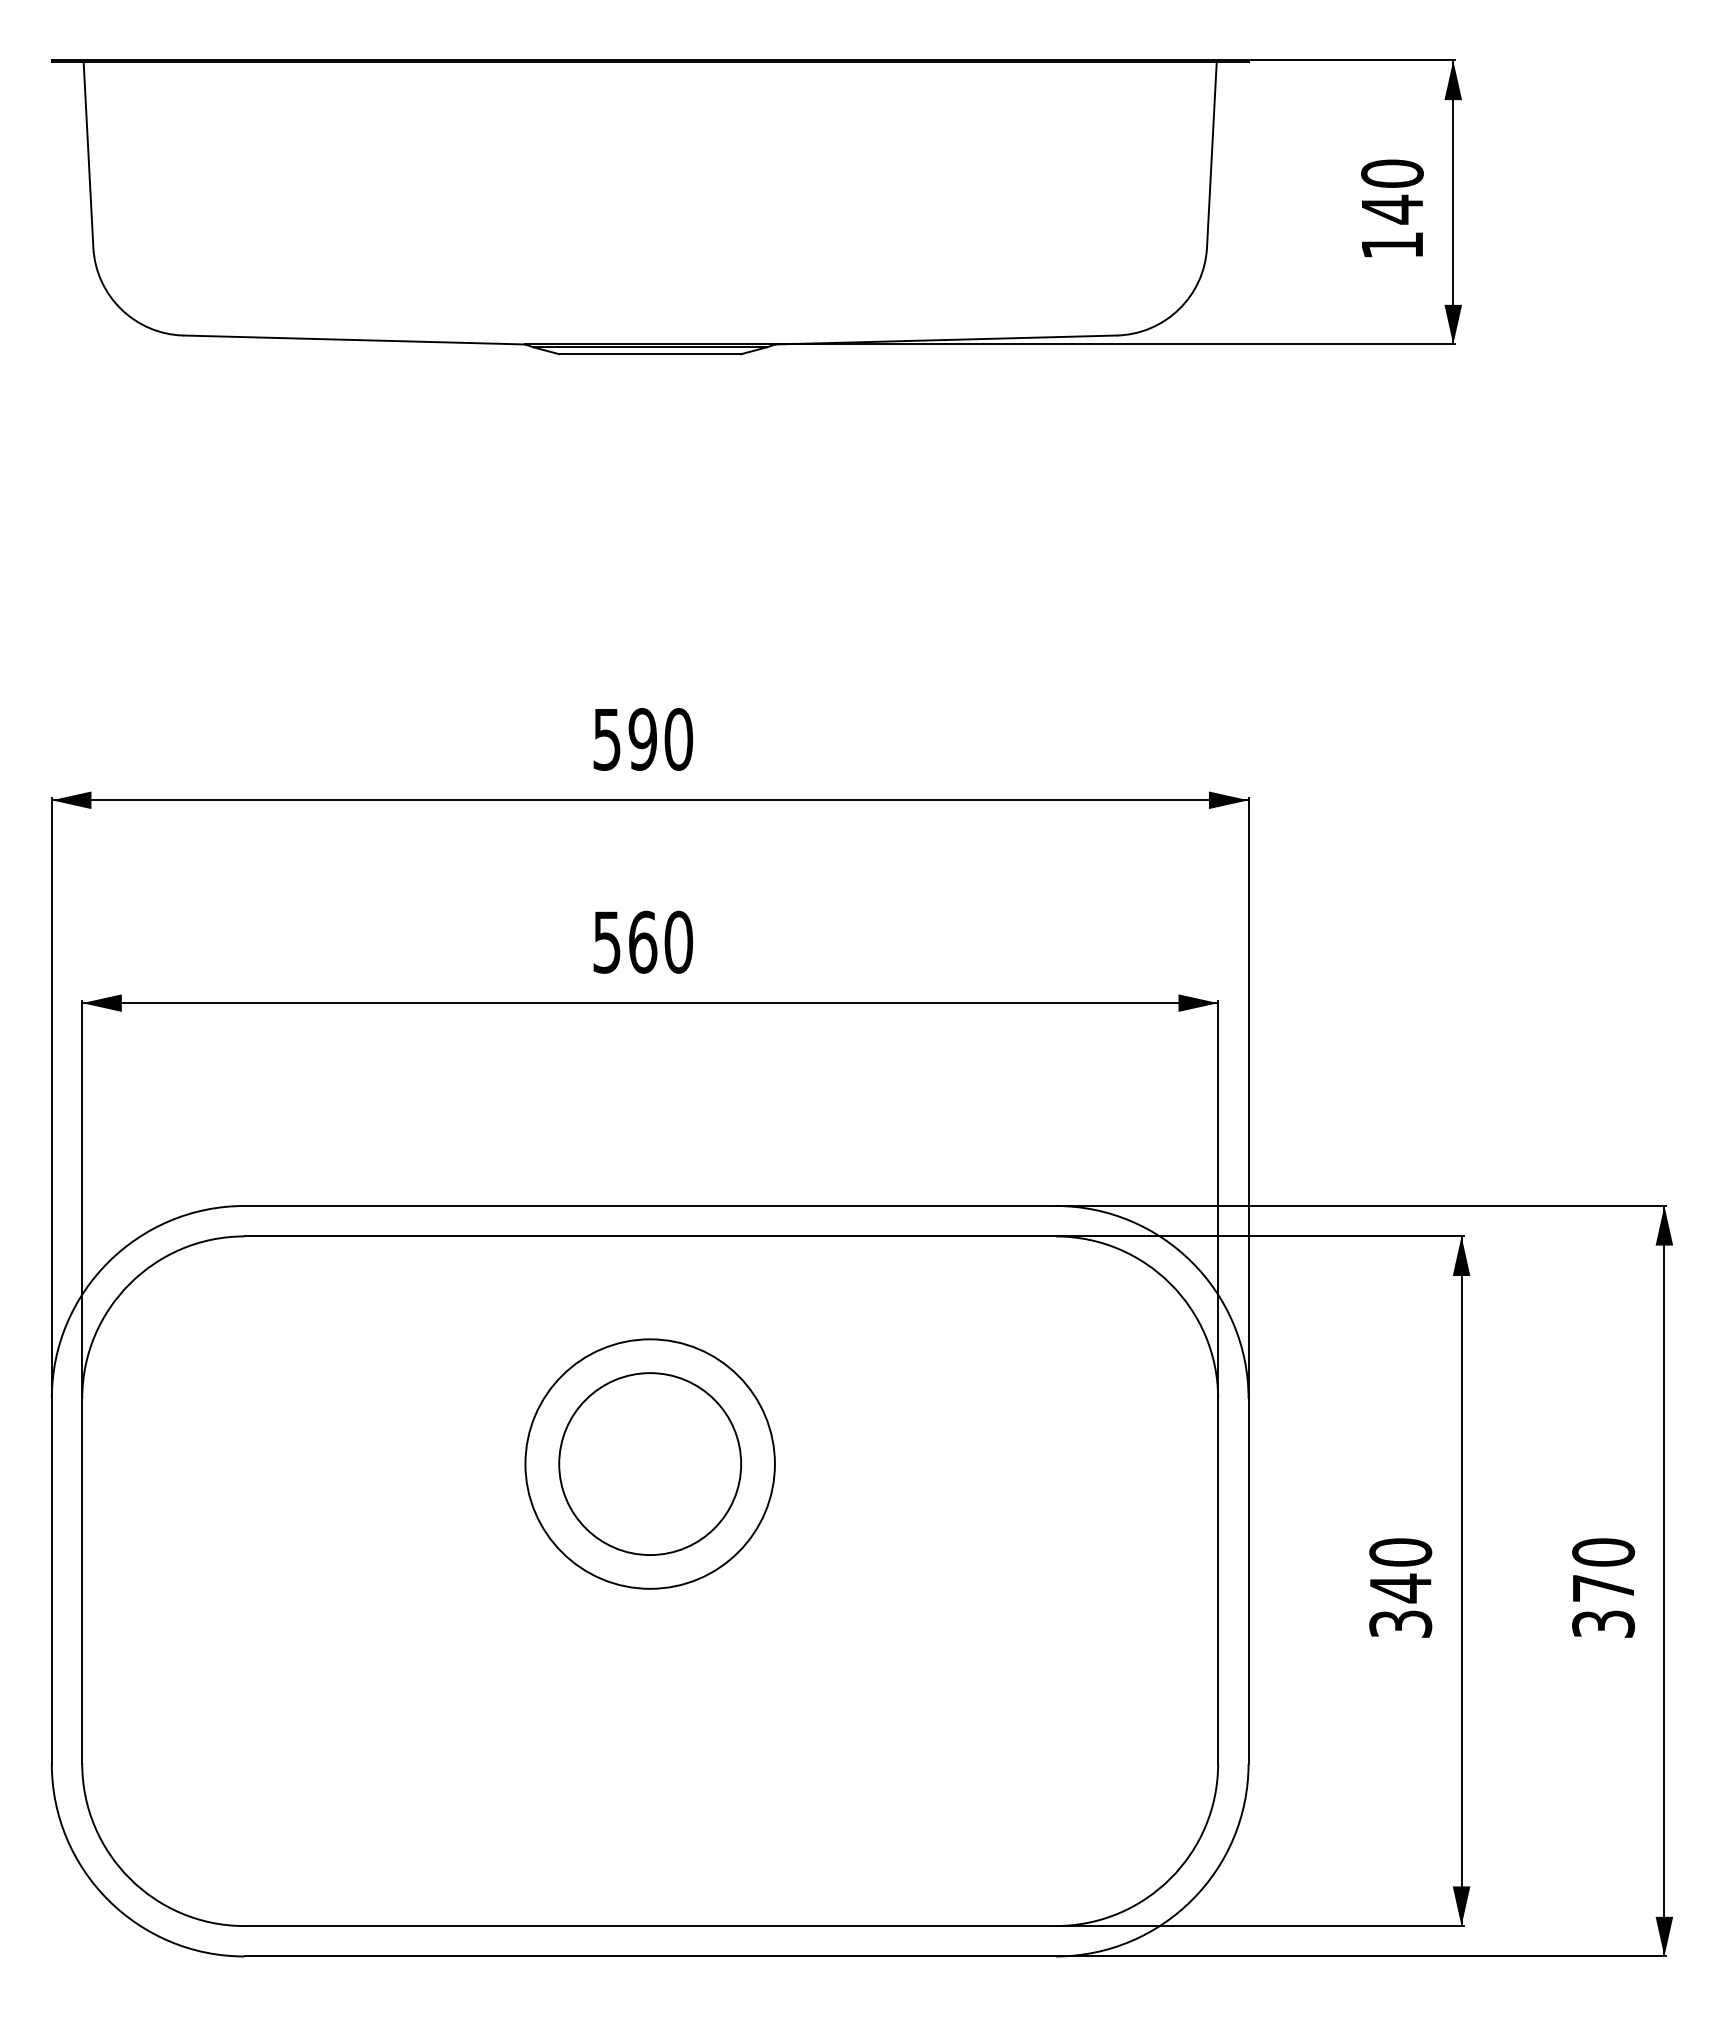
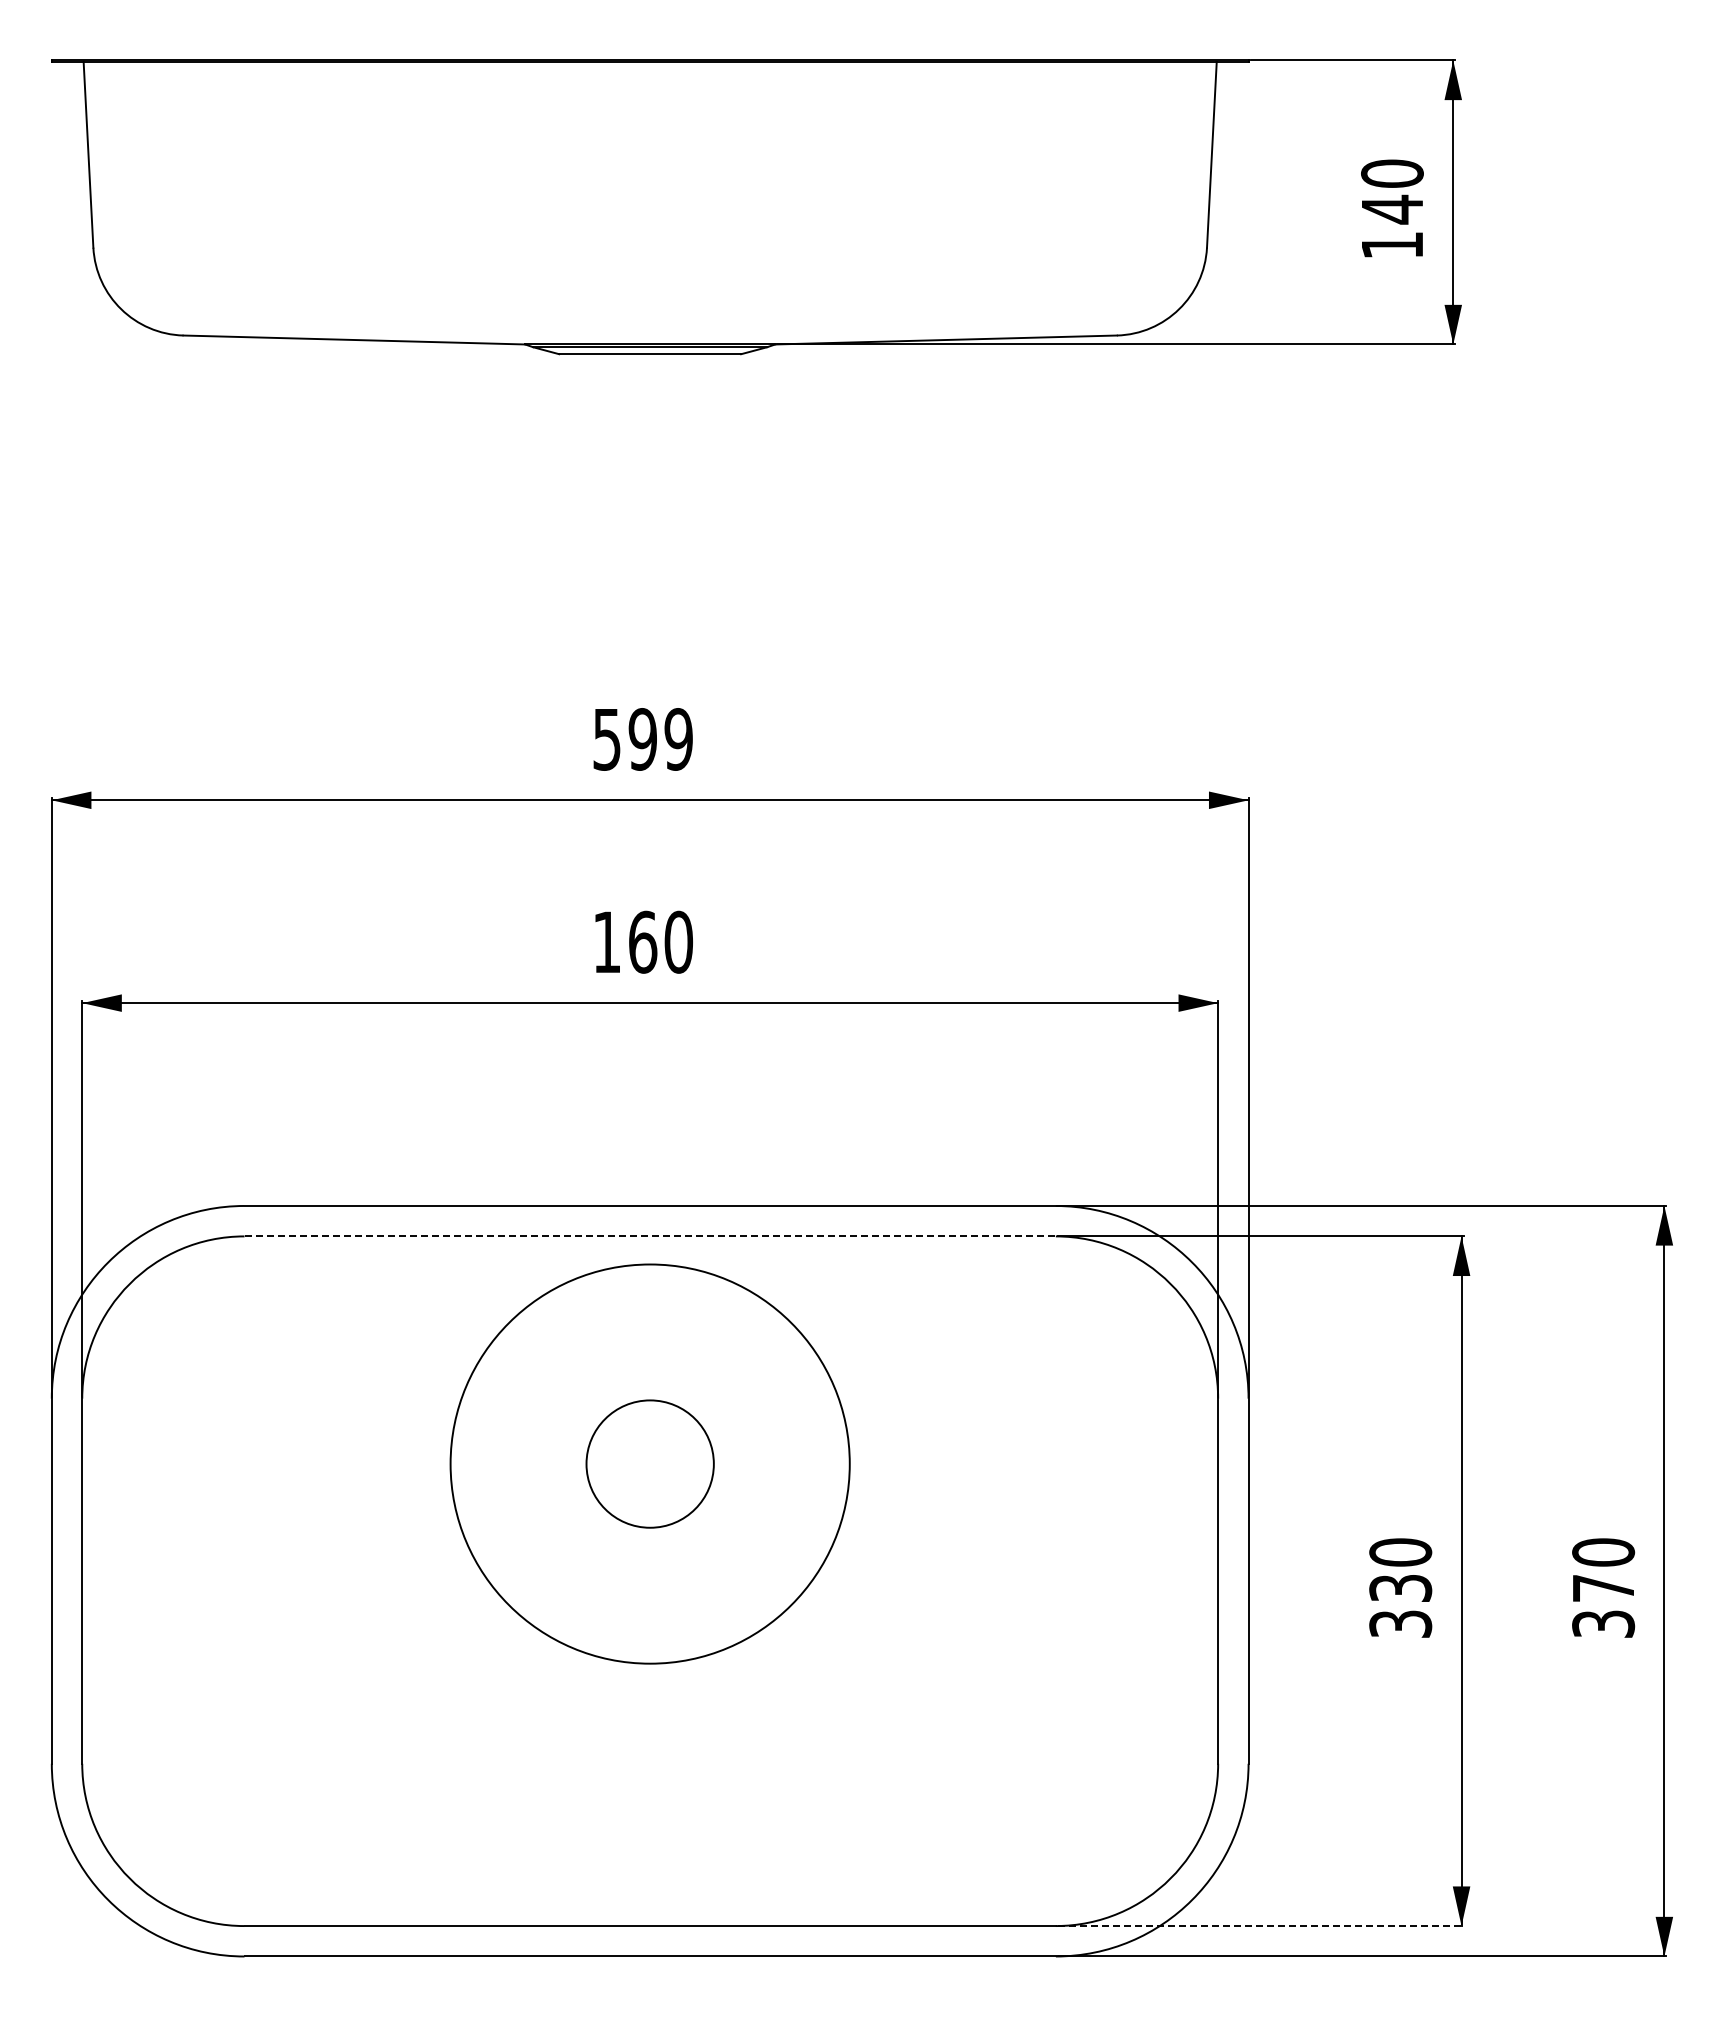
text: 590 -> 599 (678, 739)
text: 560 -> 160 (606, 942)
line: solid -> dashed (650, 1236)
circle diameter: 249 px -> 399 px (649, 1463)
circle diameter: 182 px -> 127 px (649, 1463)
text: 340 -> 330 (1400, 1588)
line: solid -> dashed (1260, 1926)
